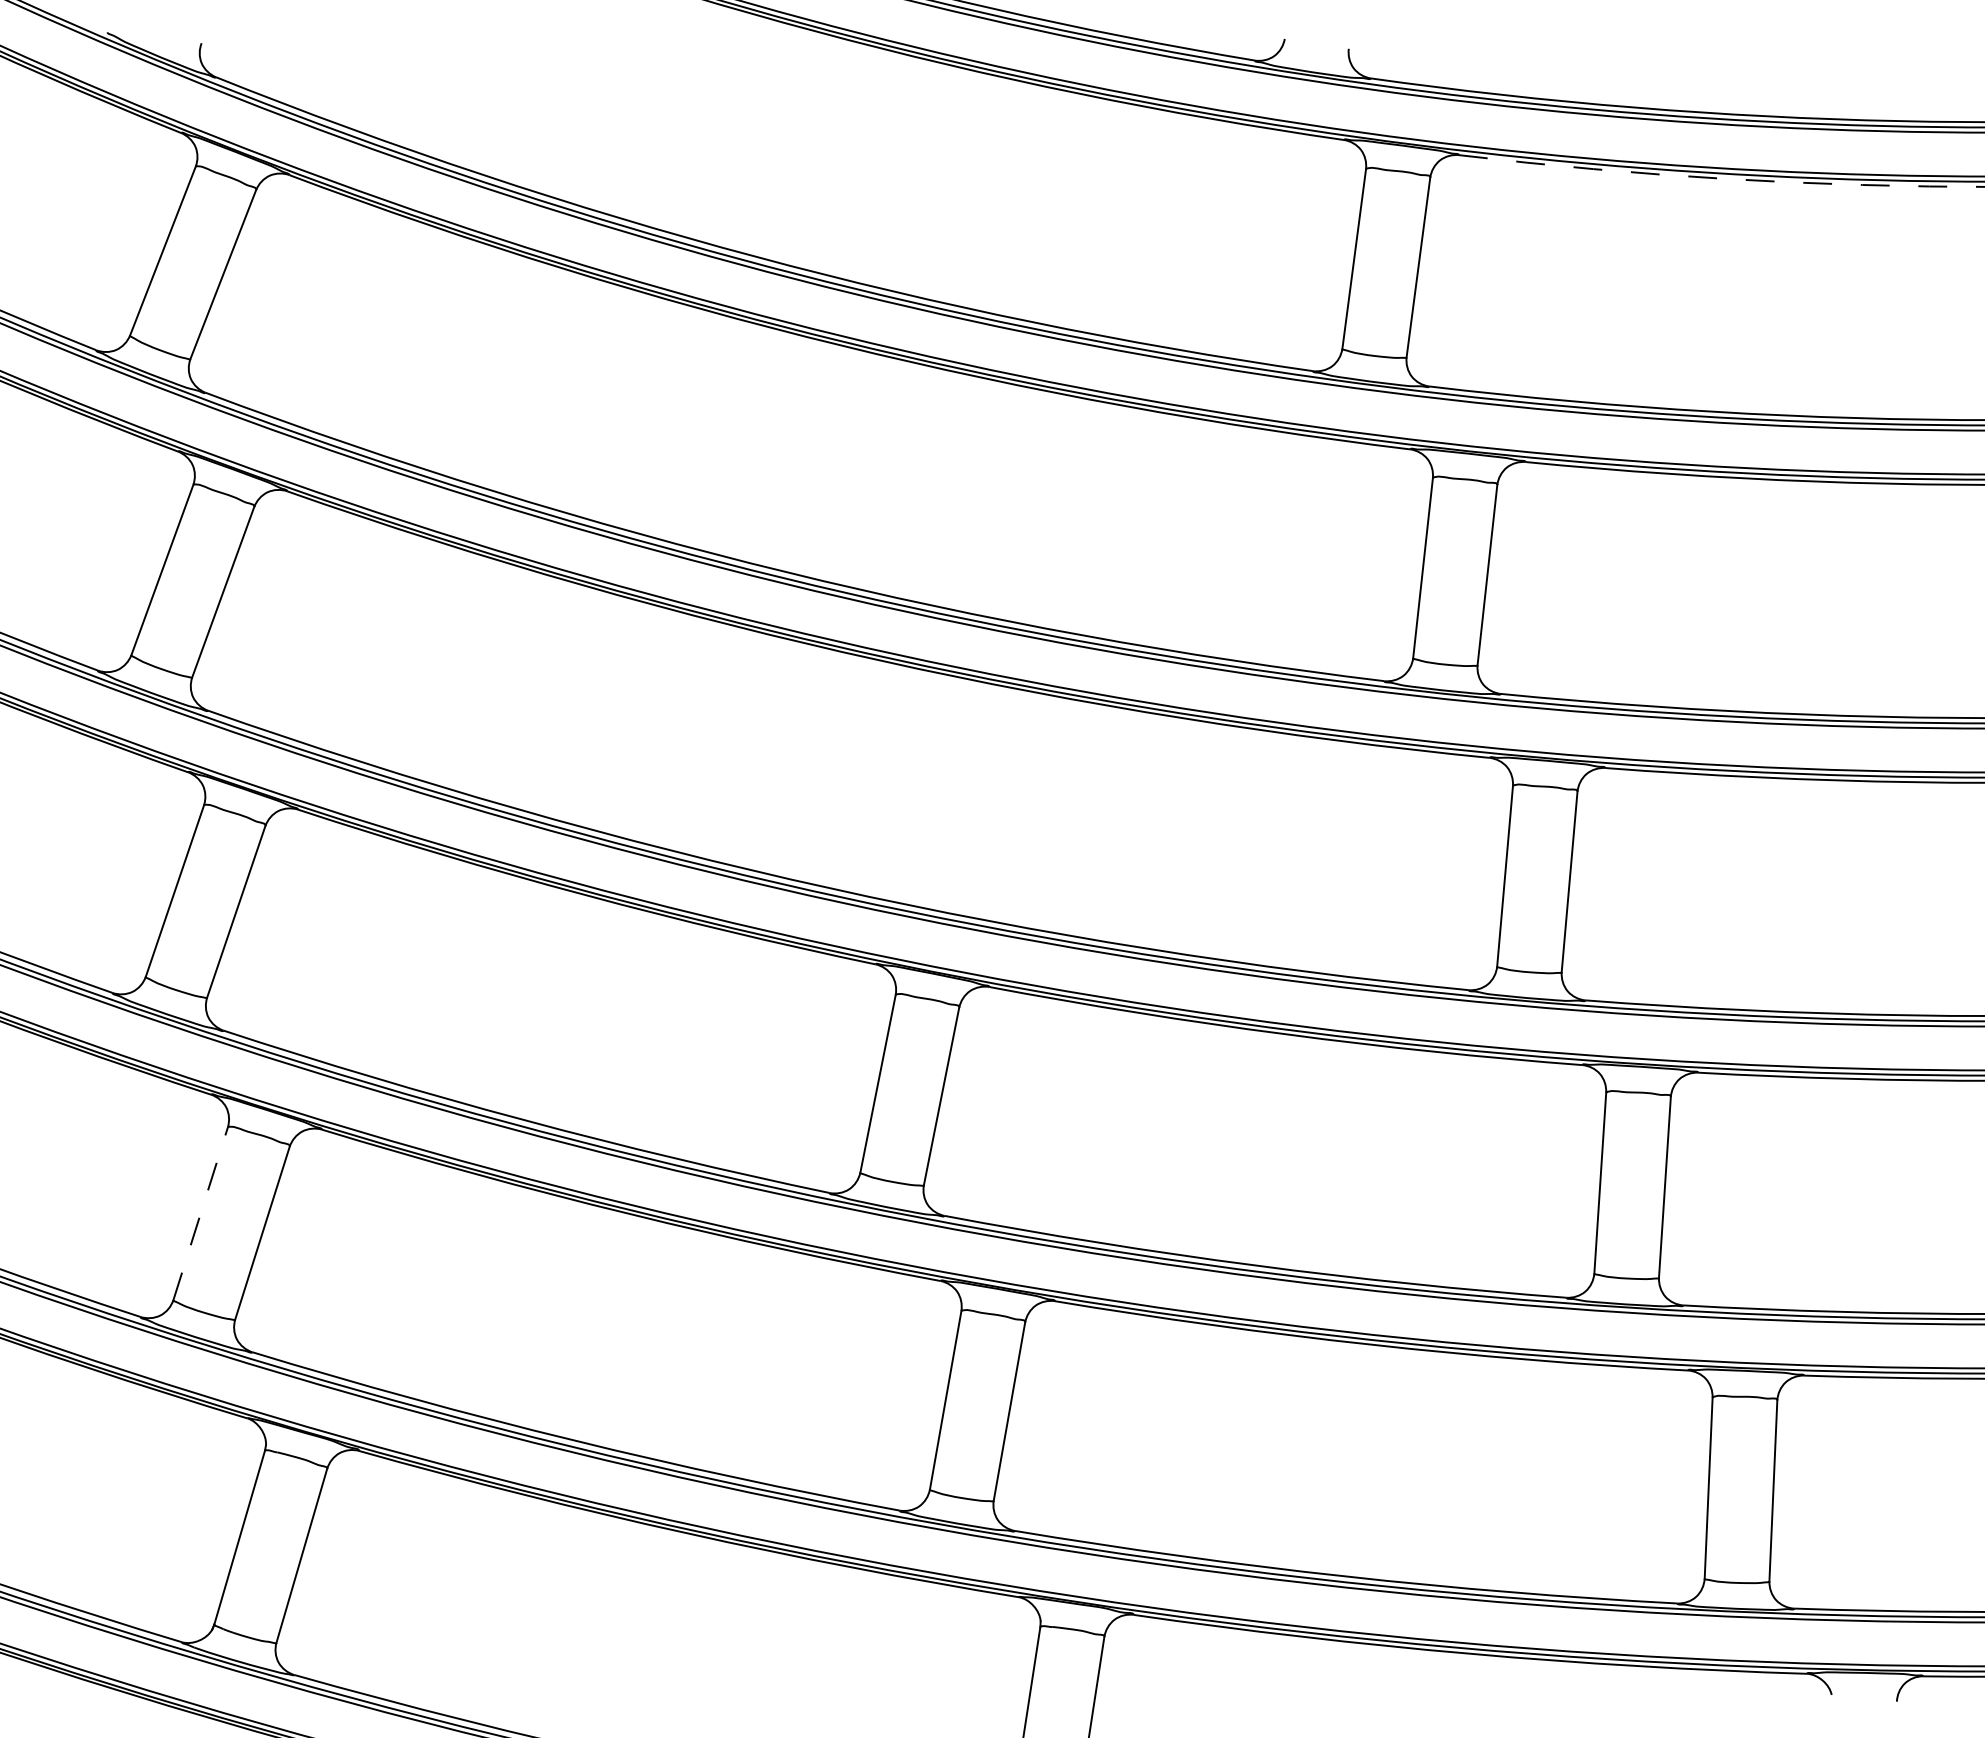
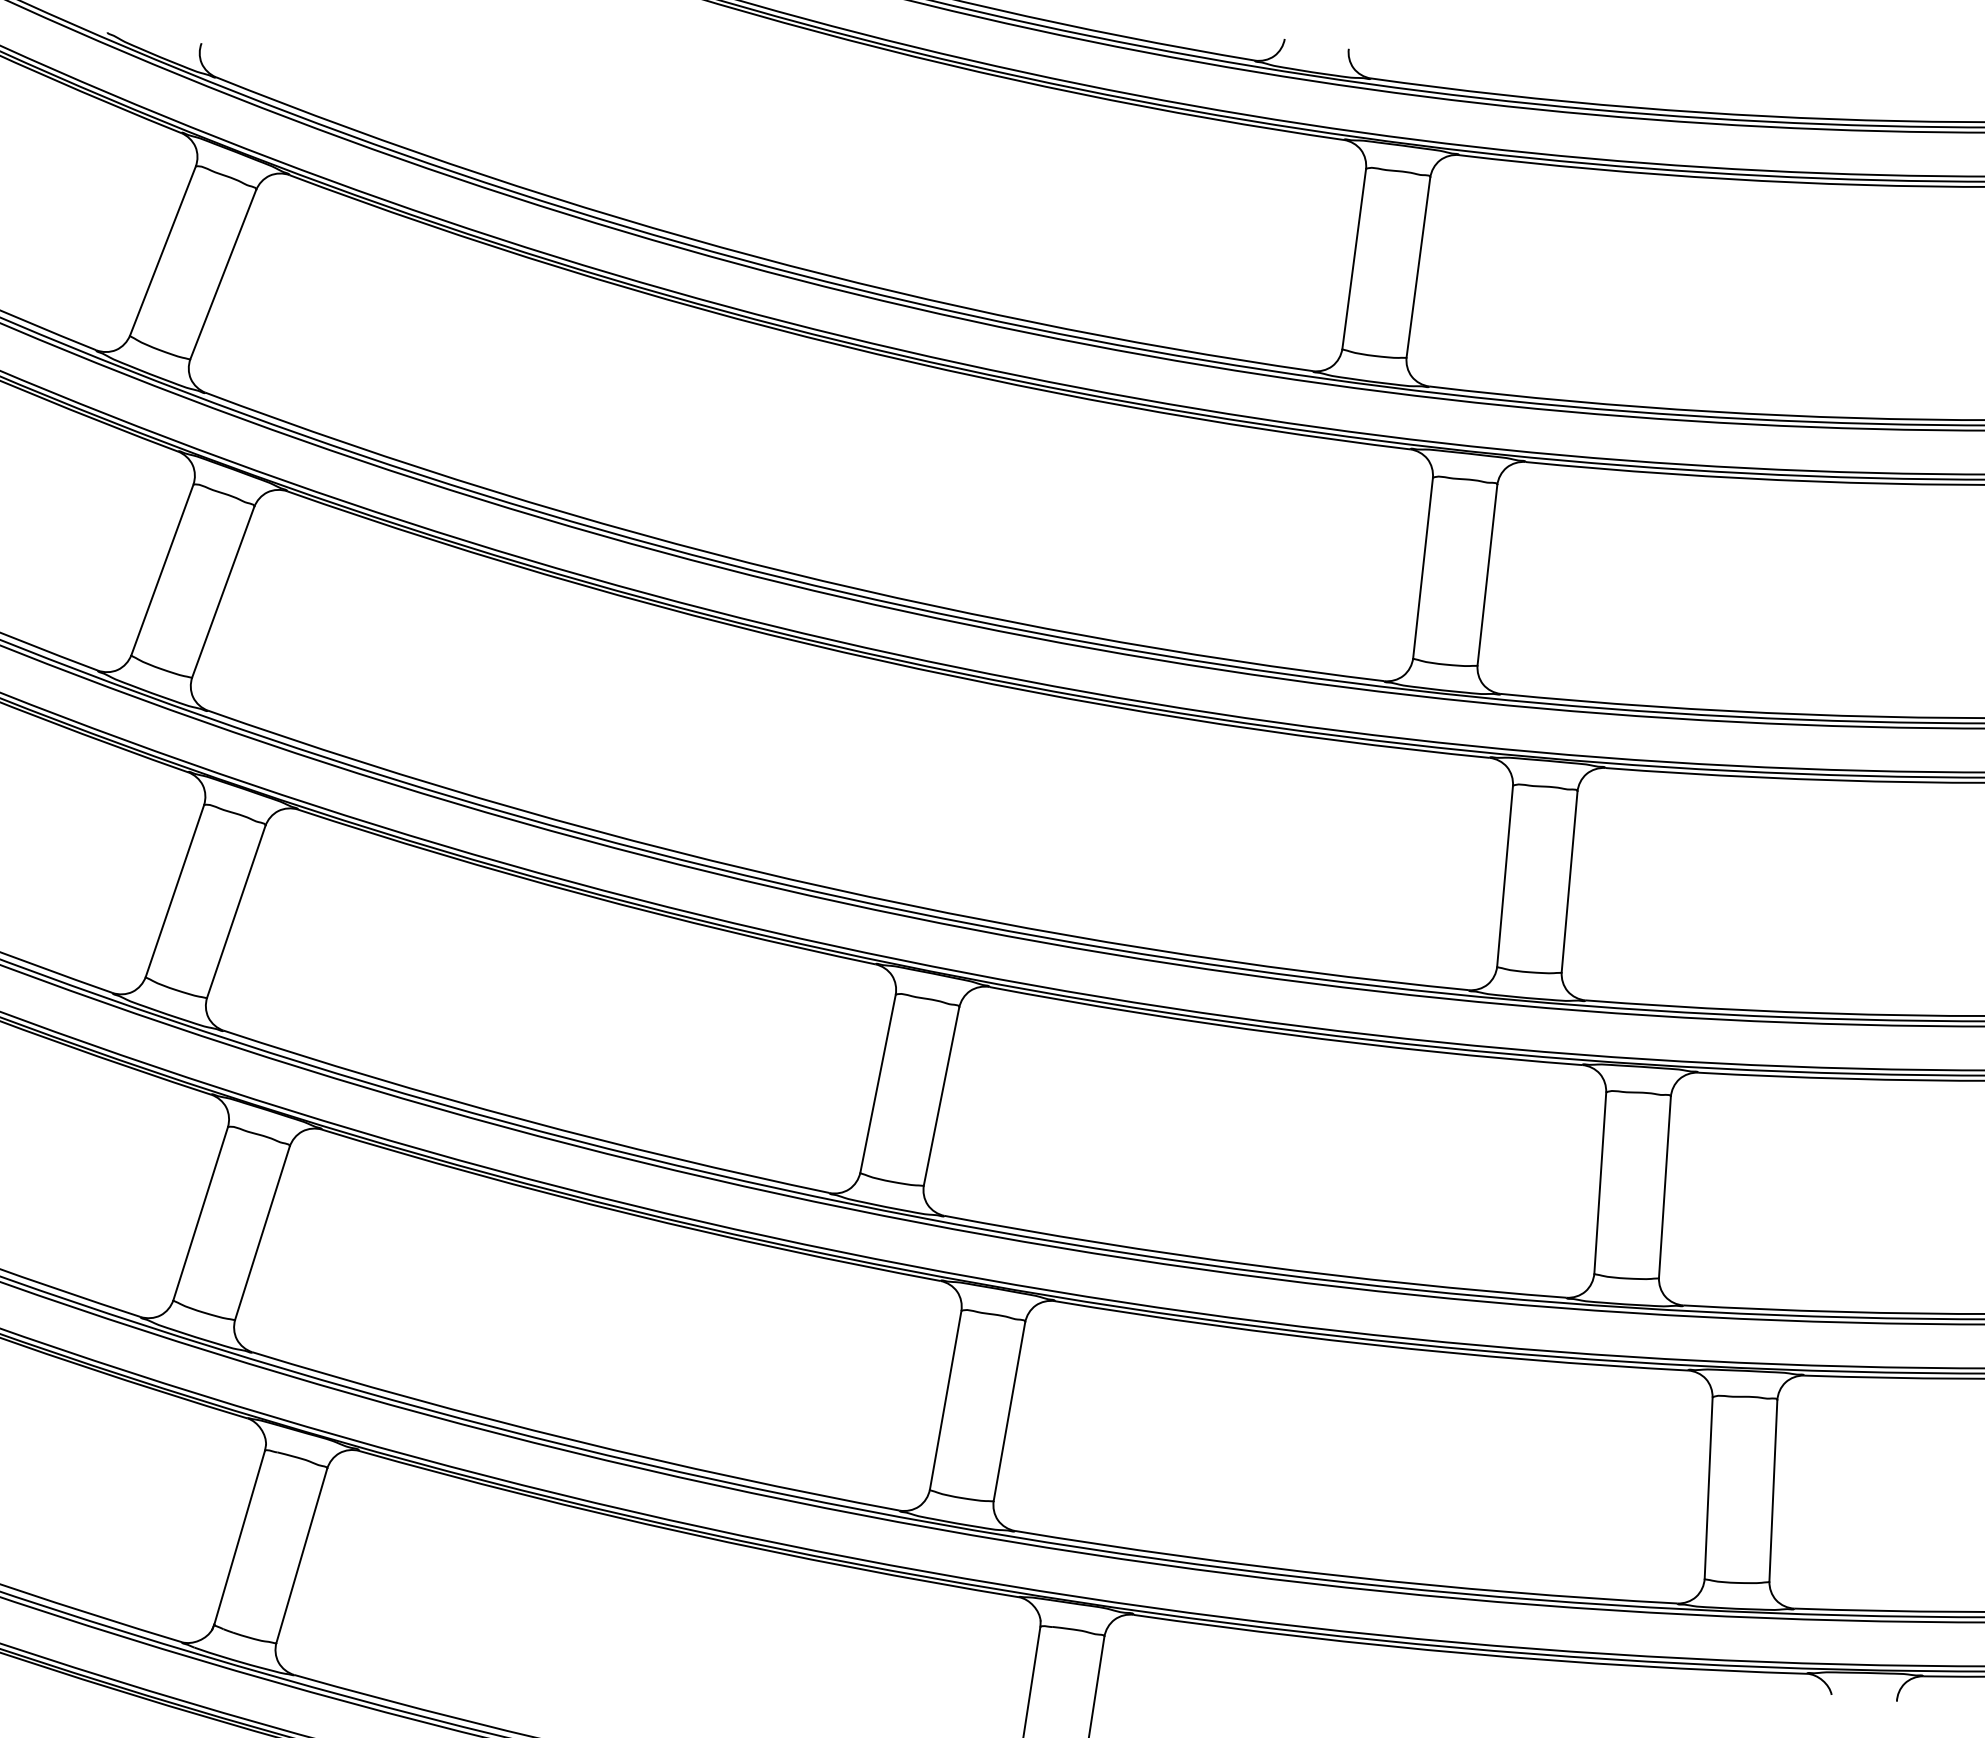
arc: dashed -> solid (1721, 178)
line: dashed -> solid (200, 1213)
